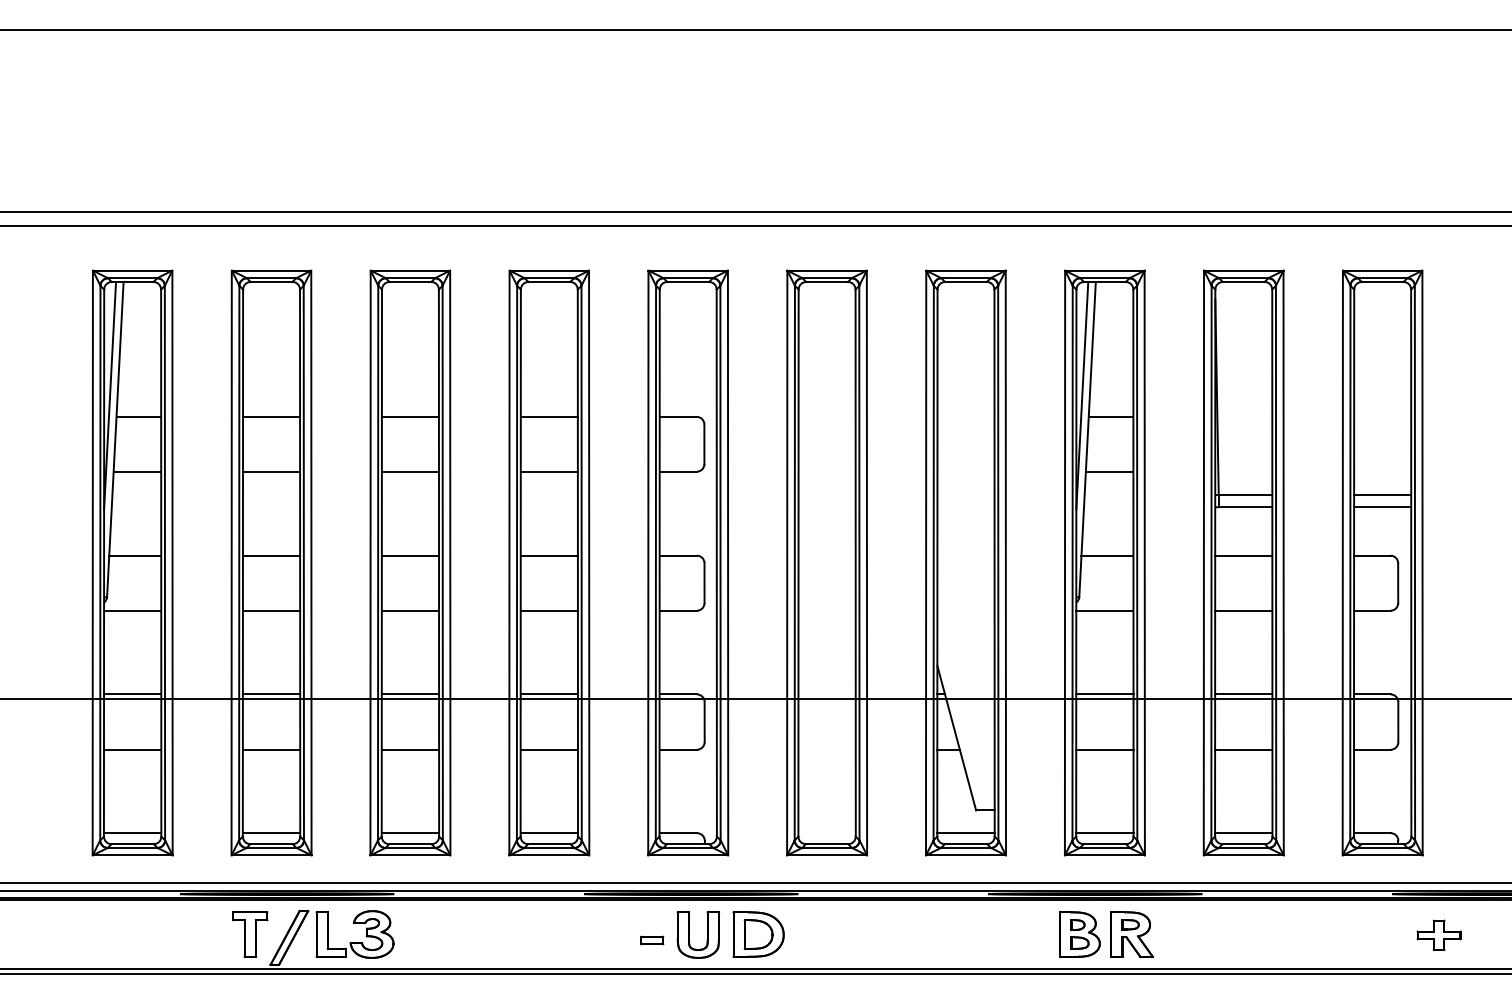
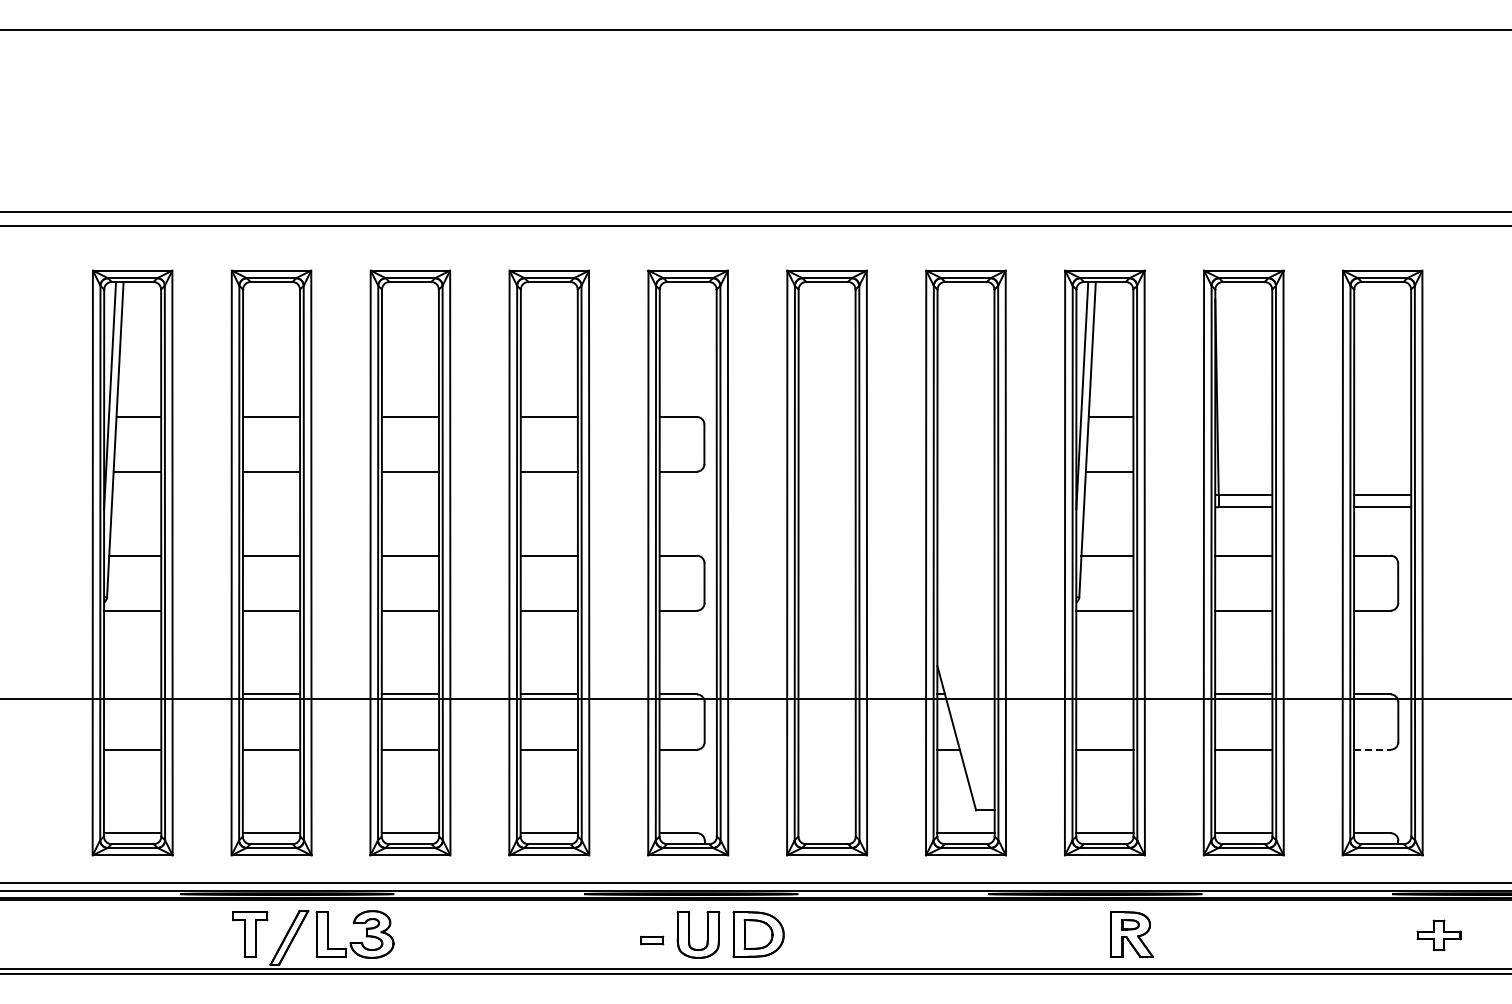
line: present -> none (132, 694)
line: present -> none (1104, 694)
line: solid -> dashed (1372, 749)
part: present -> none (1079, 934)
